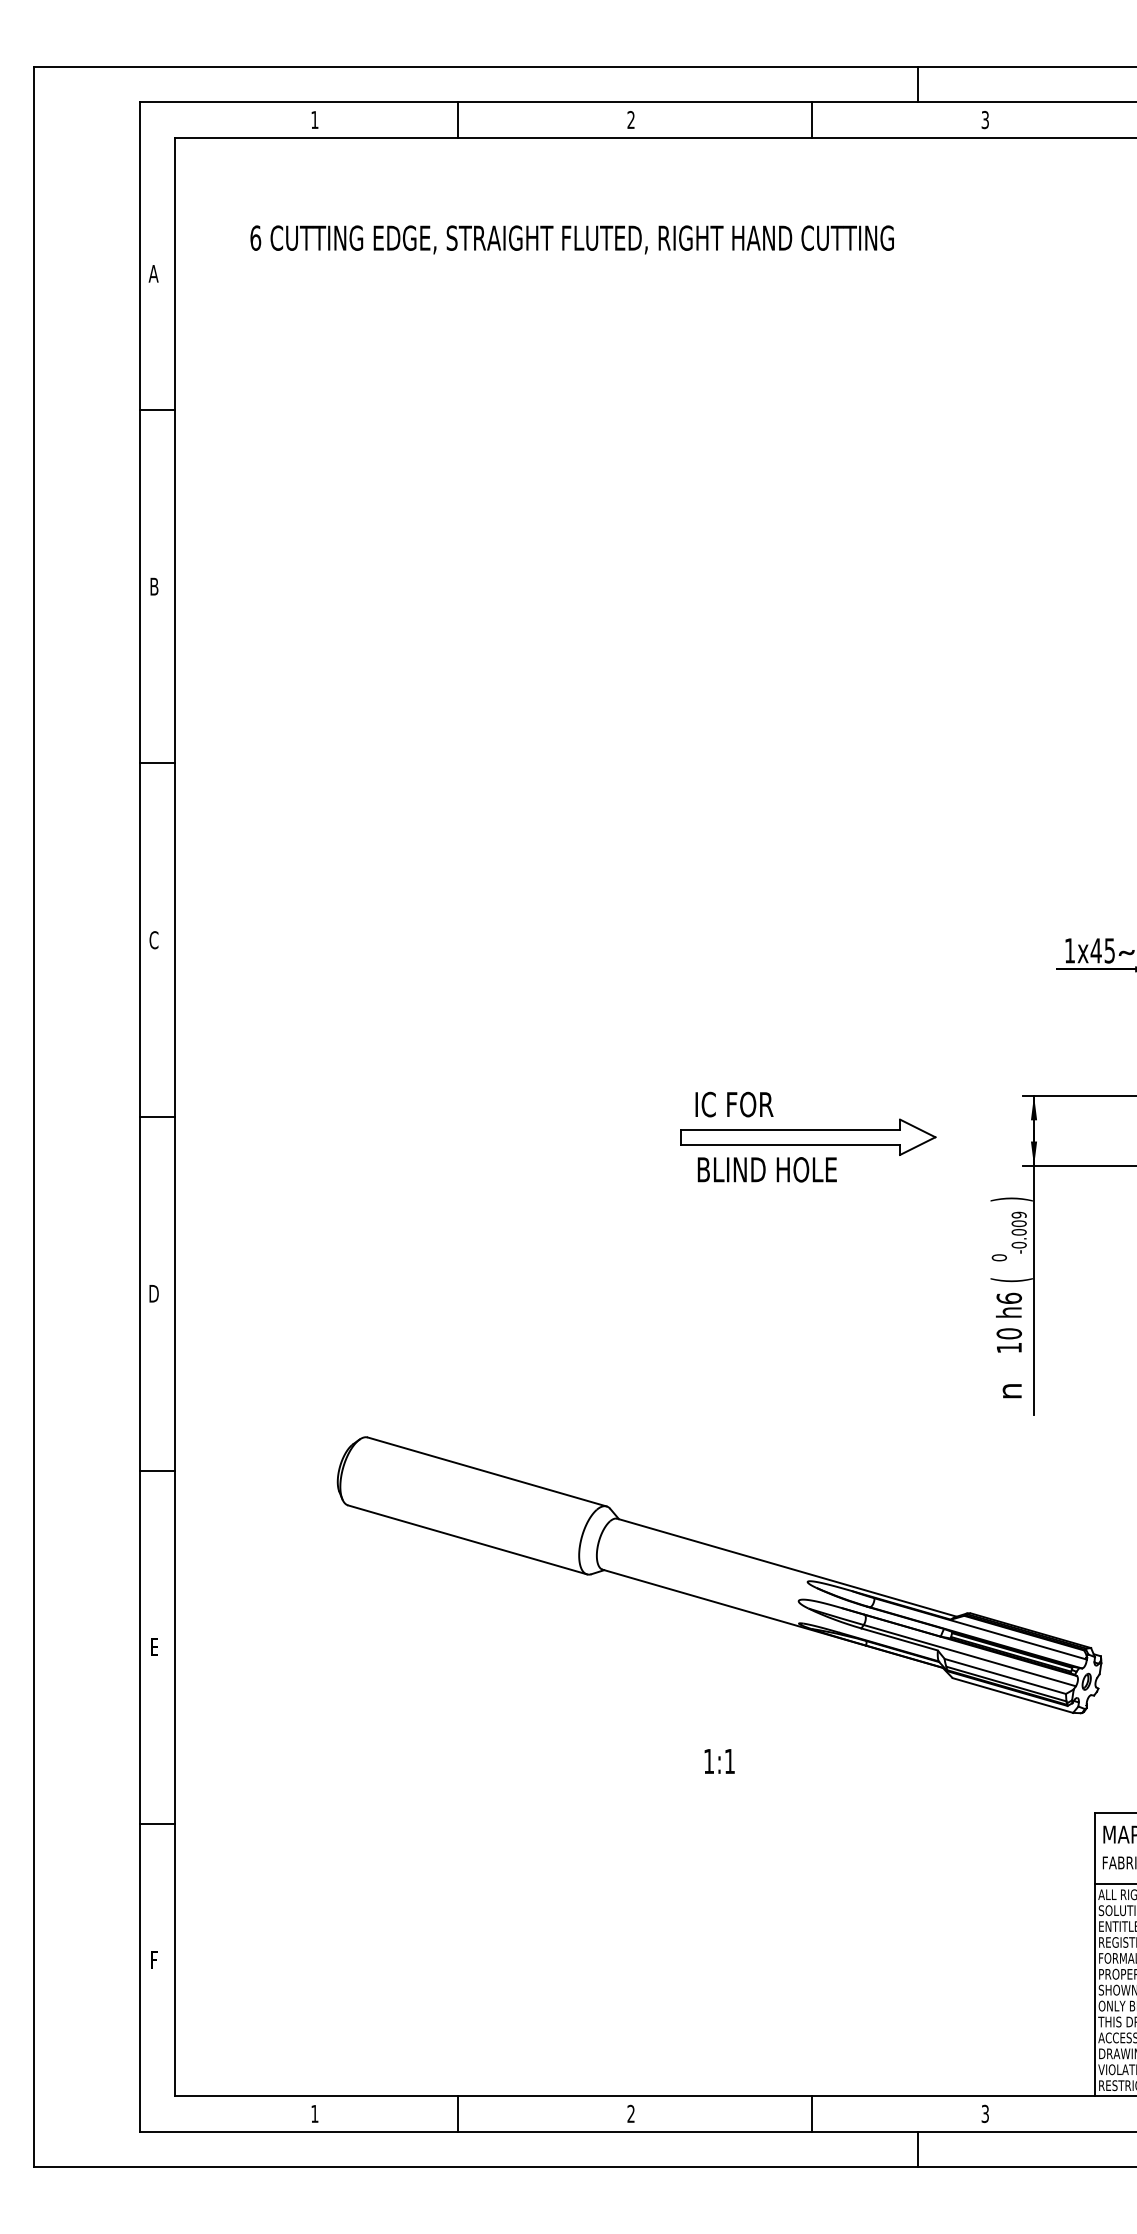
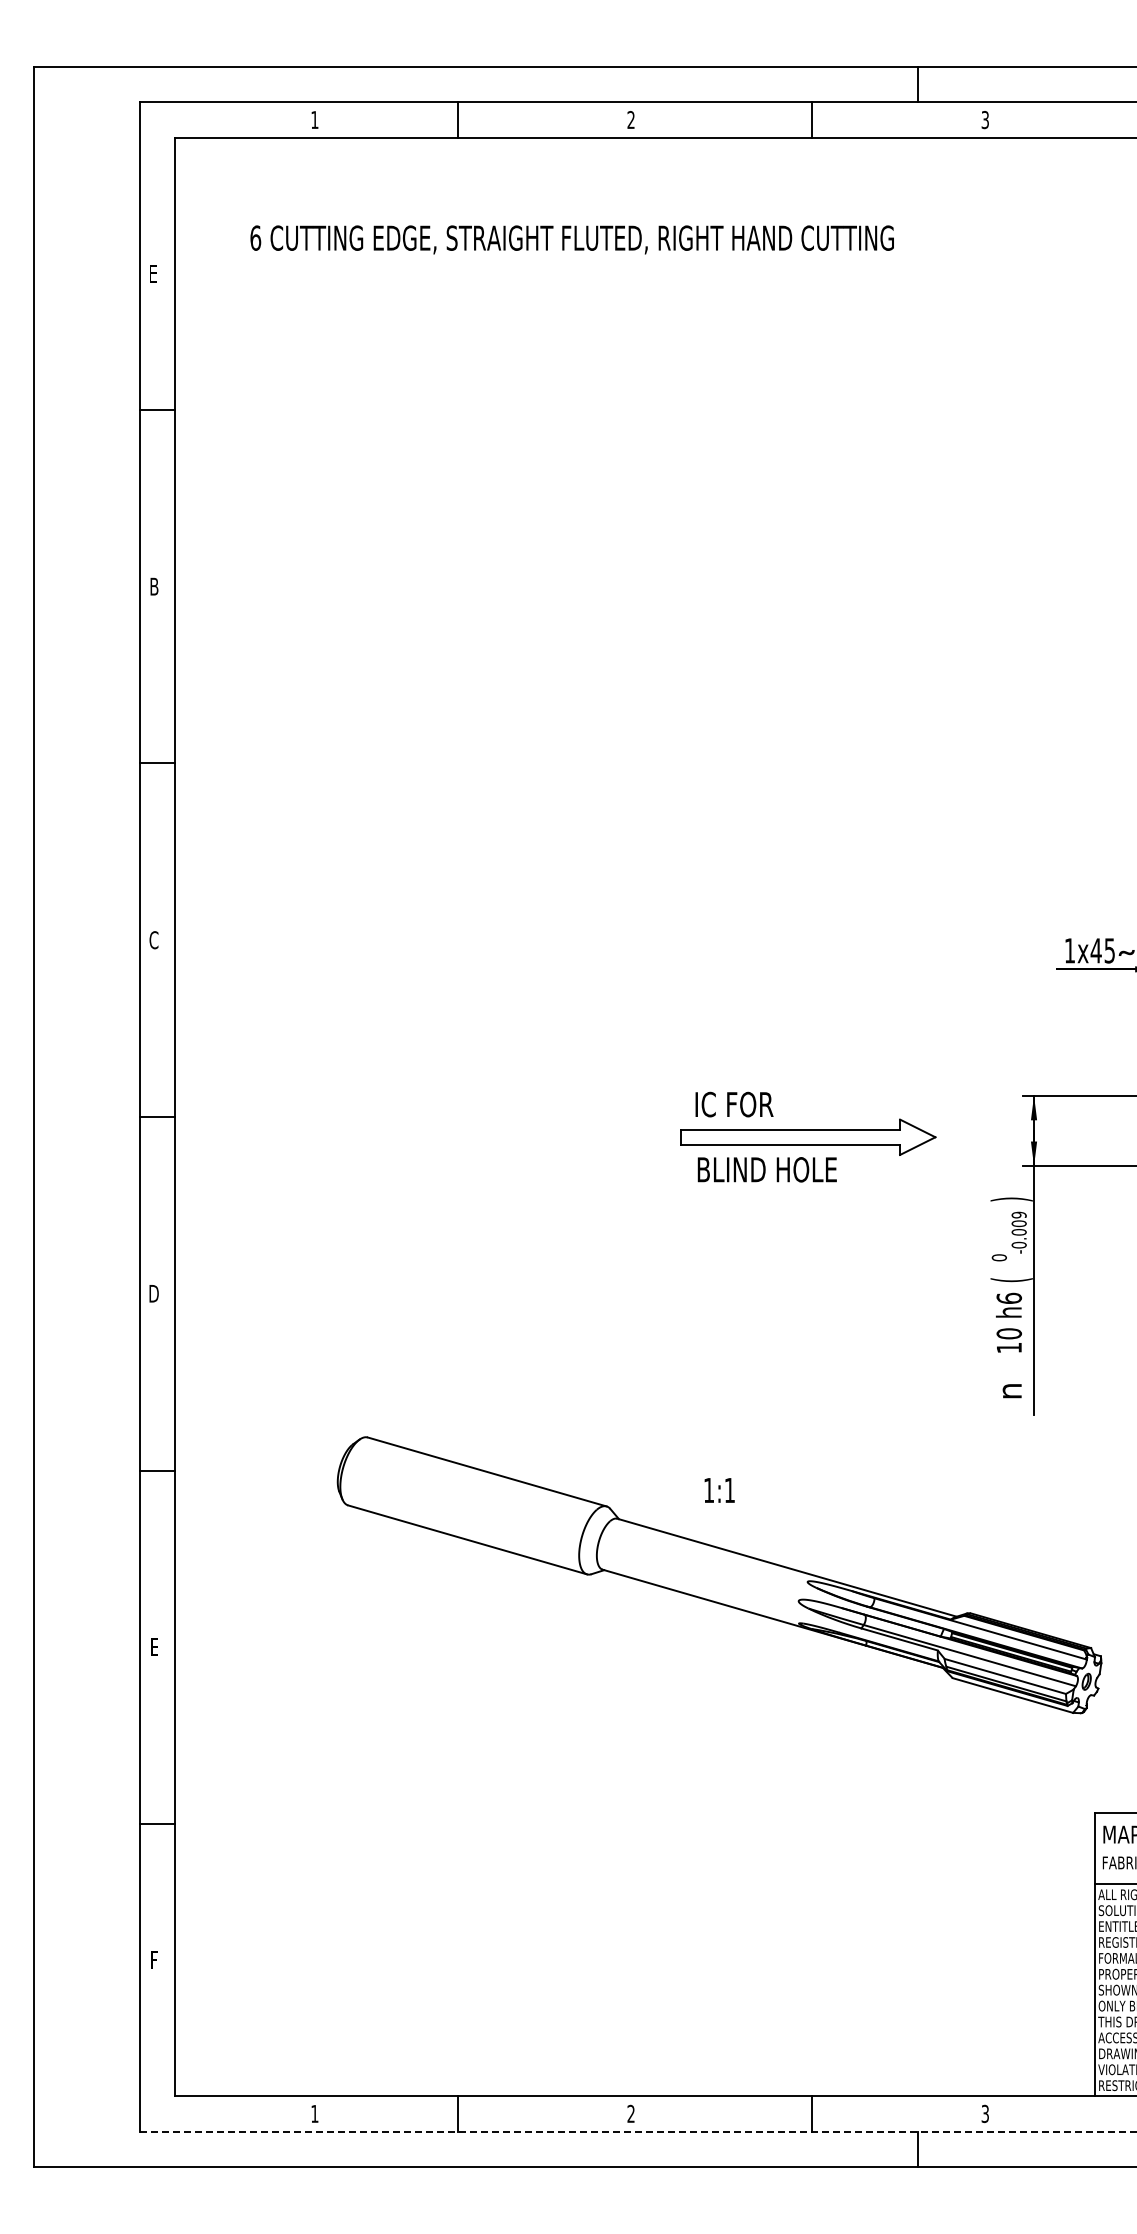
text: A -> E (153, 273)
text position: (719, 1761) -> (719, 1490) (719, 1490)
line: solid -> dashed (638, 2131)
